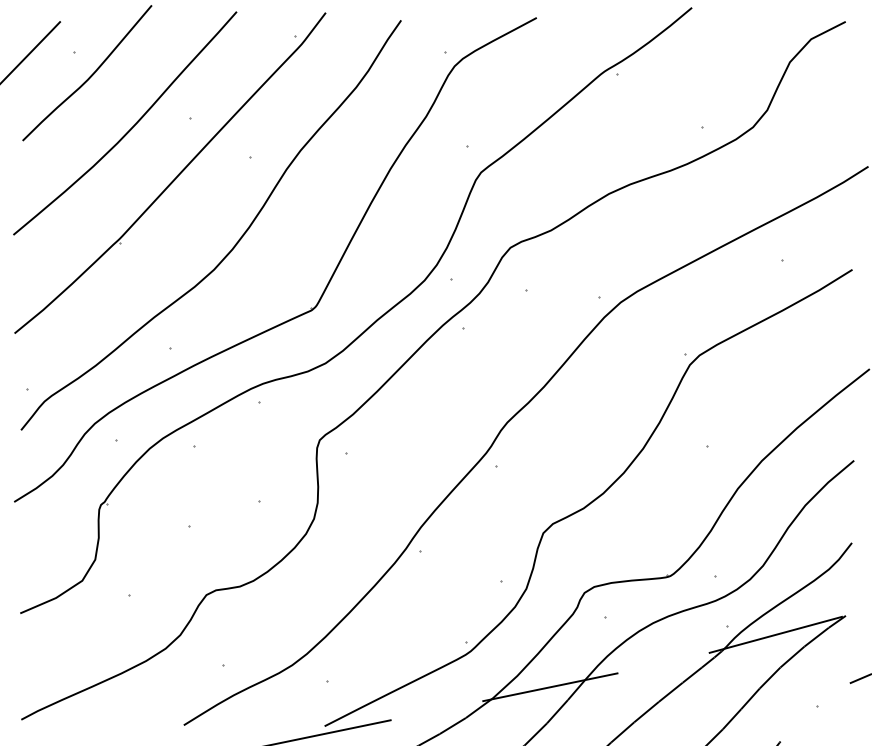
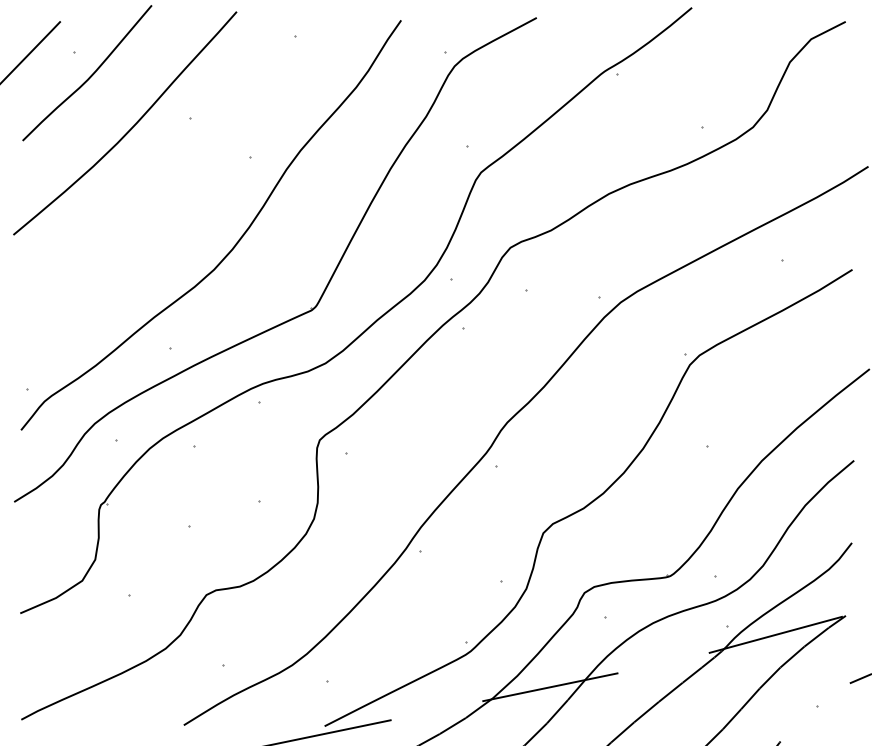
part: present -> none (175, 177)
